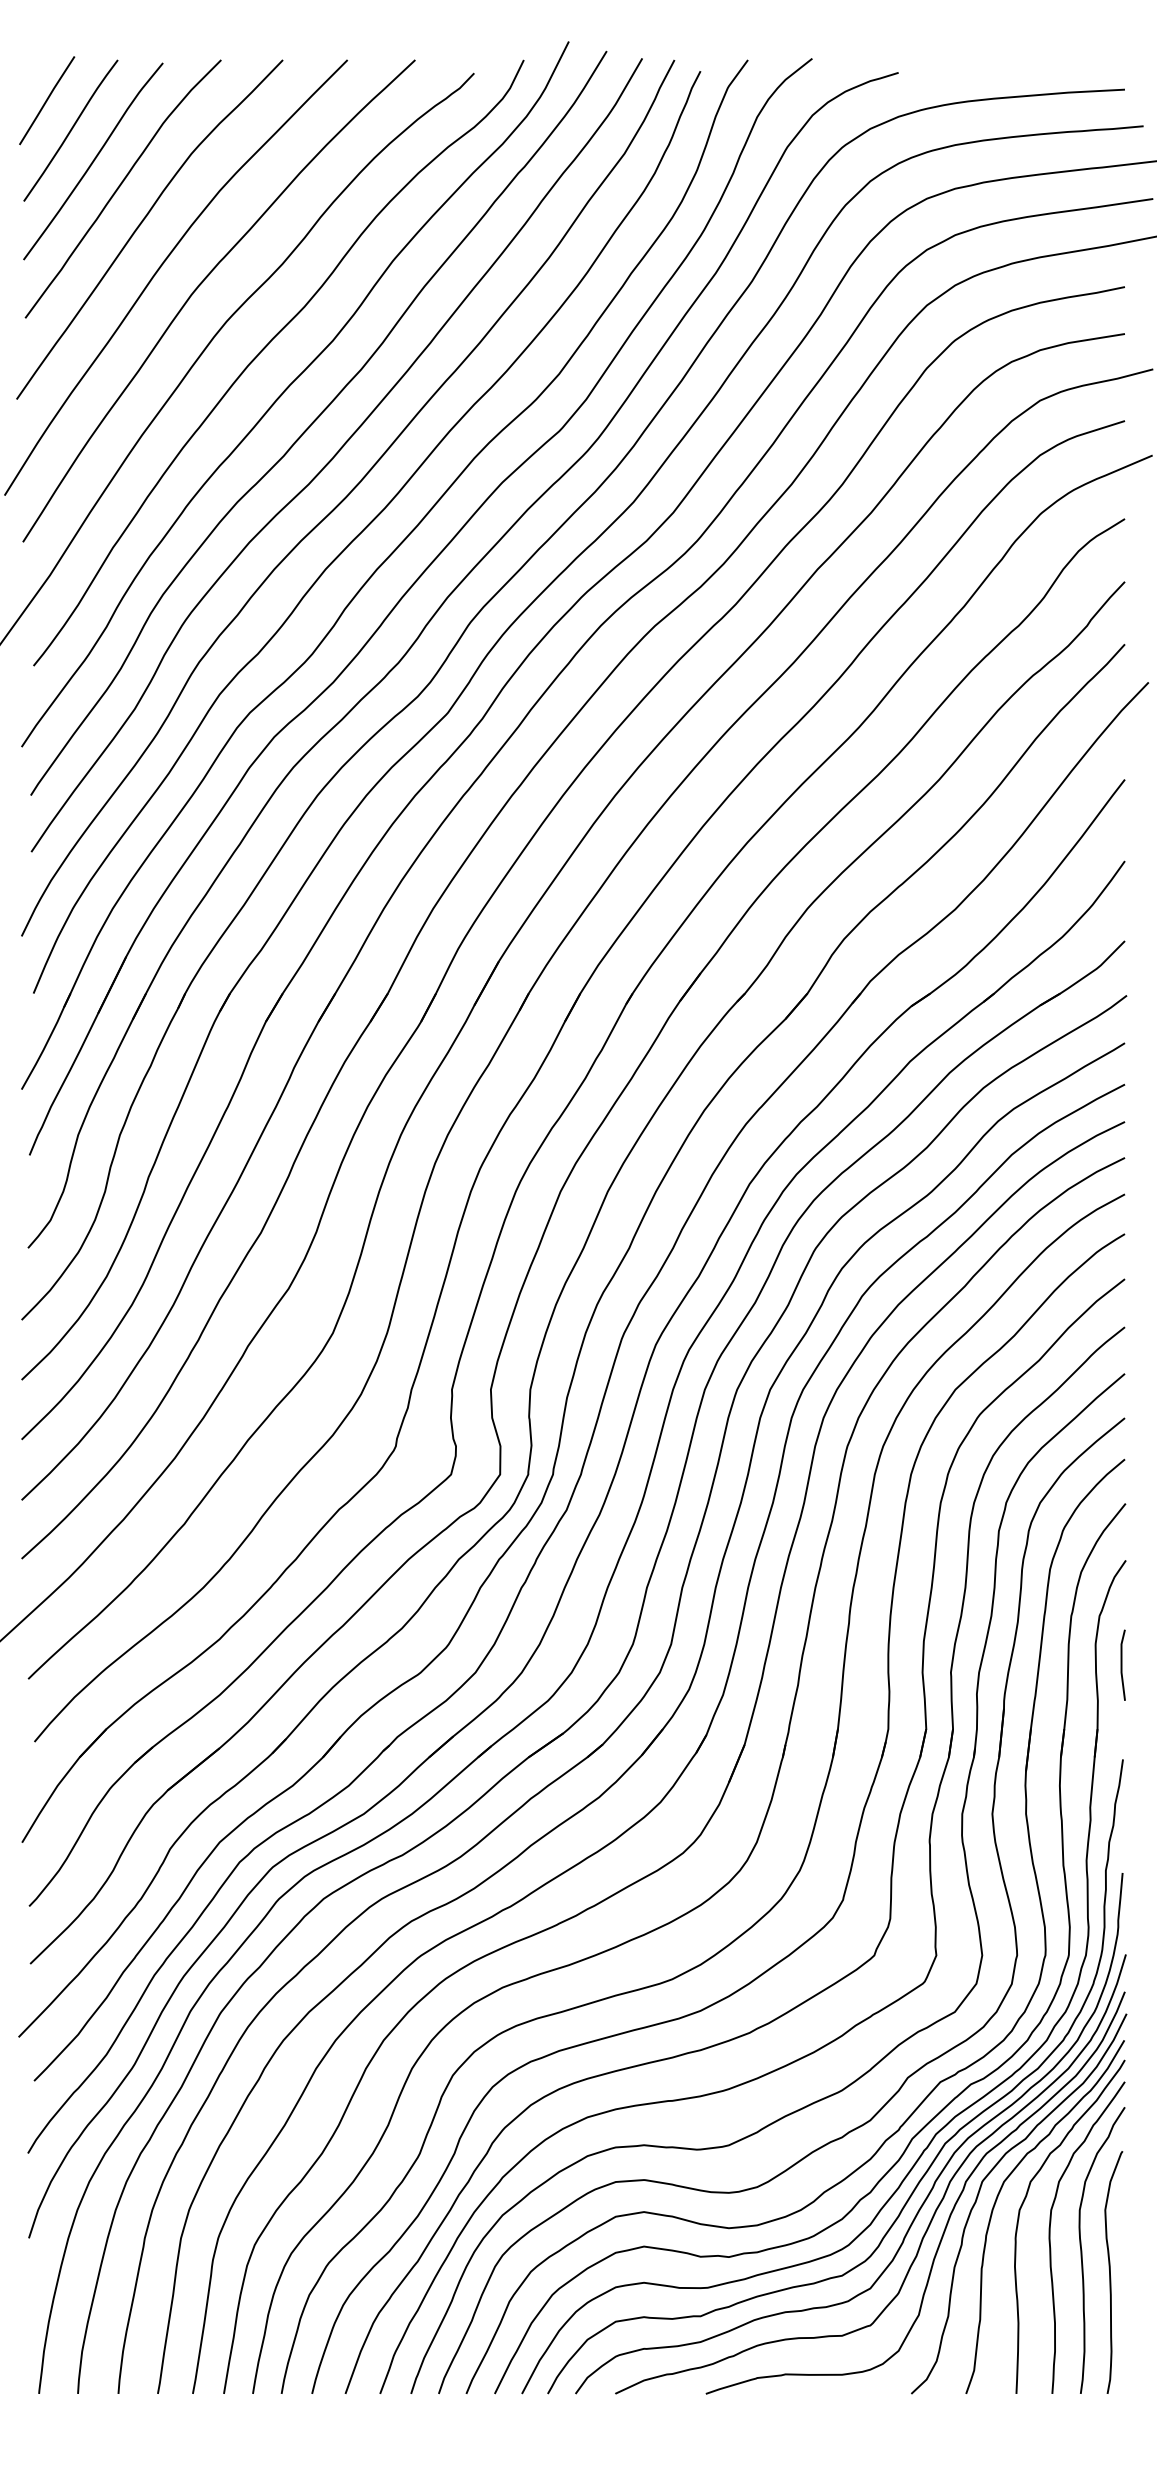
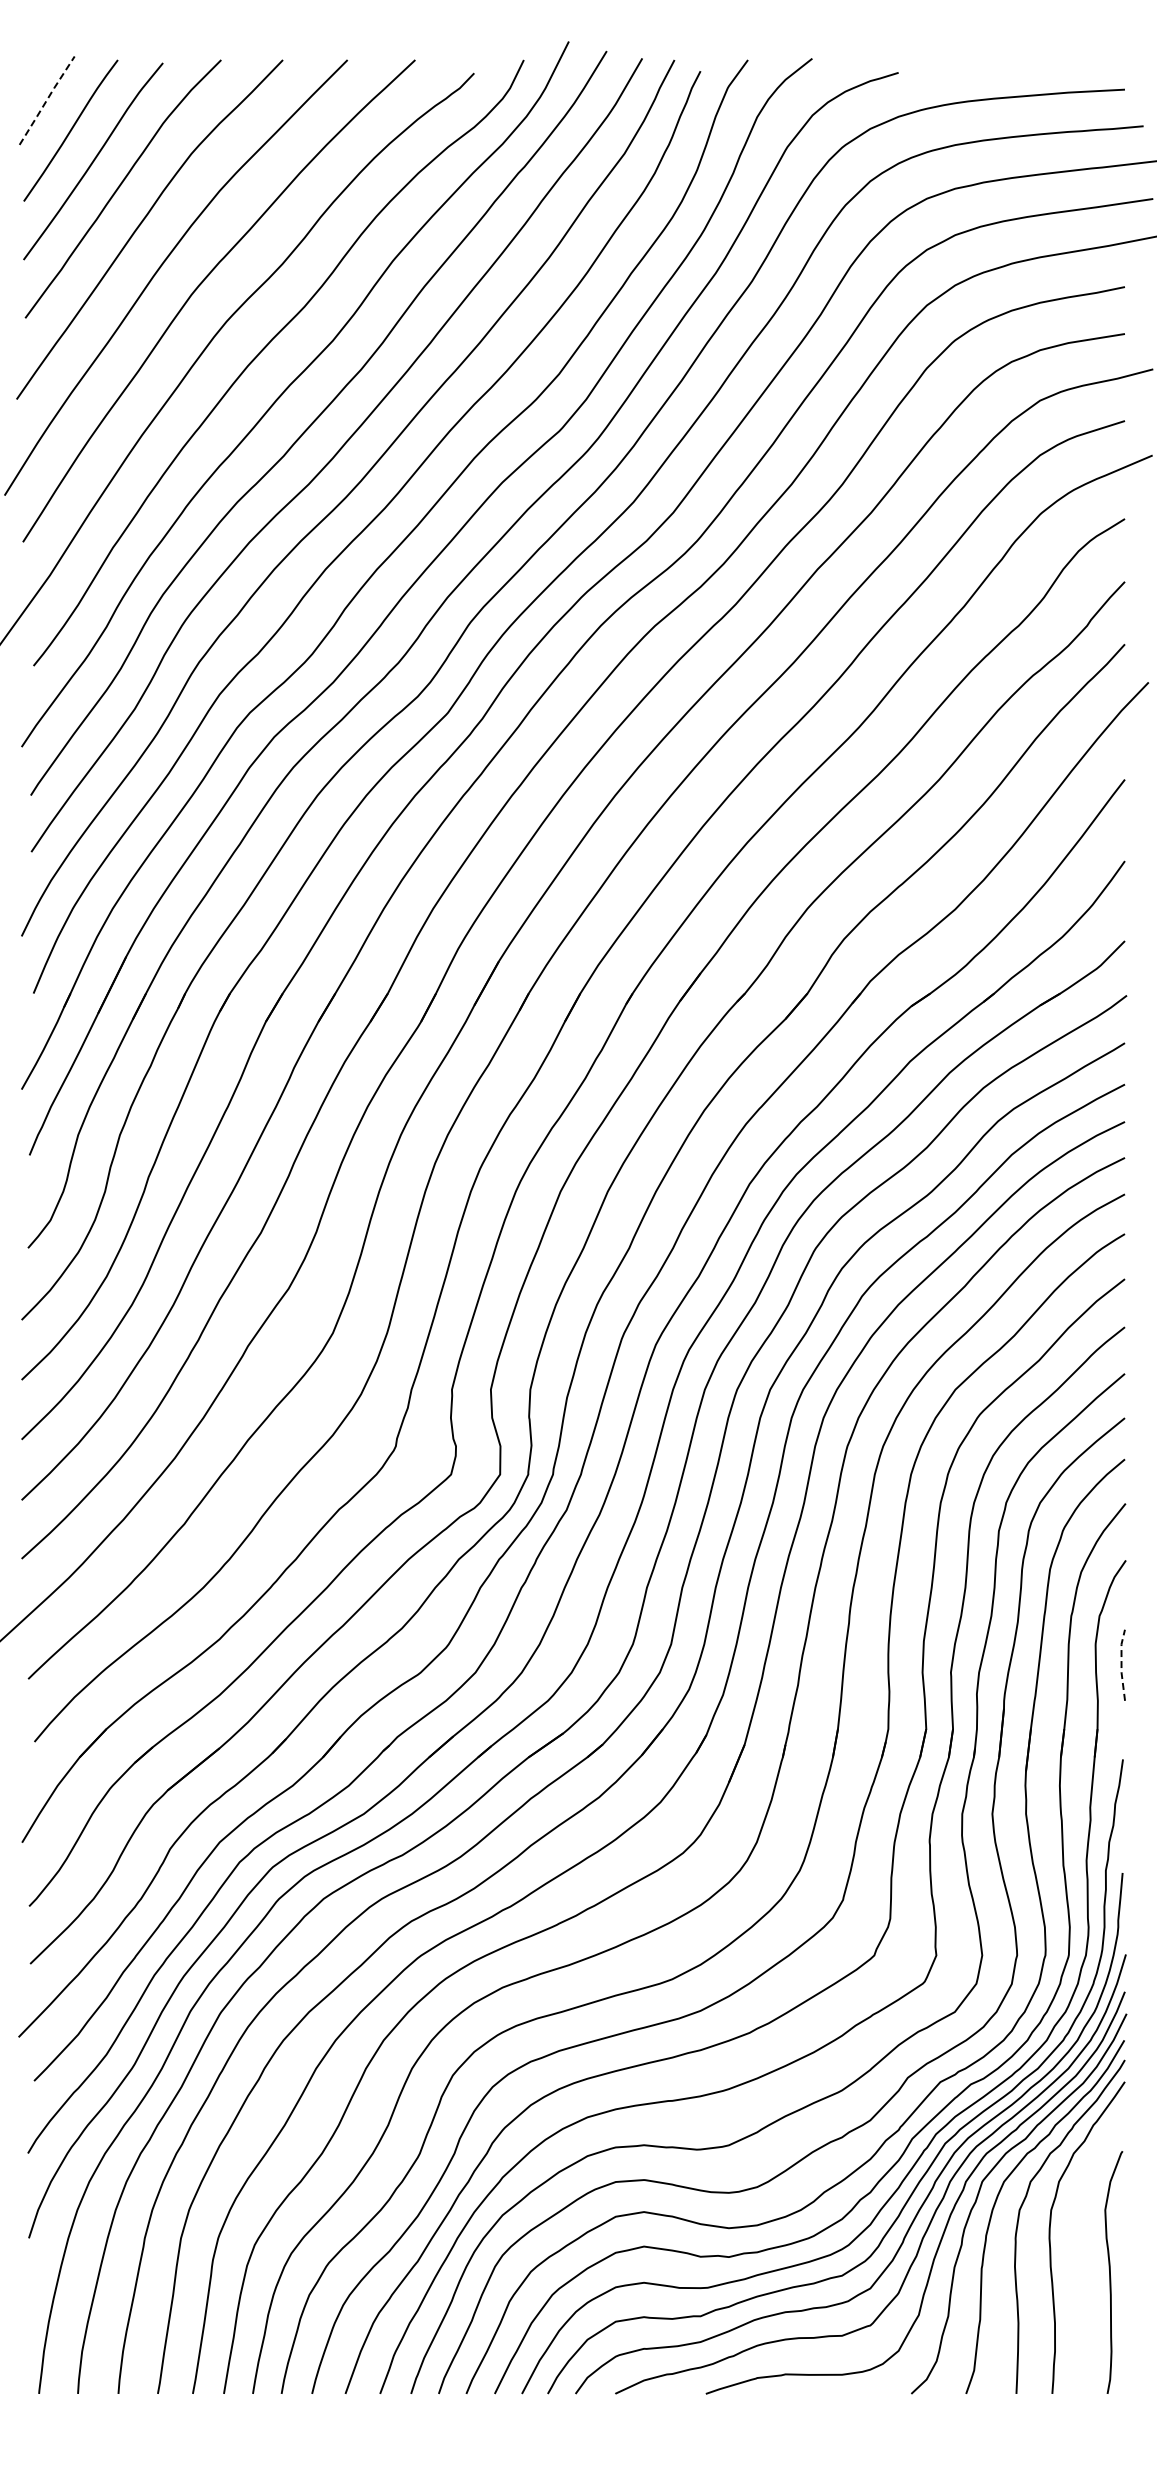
line: solid -> dashed (46, 100)
line: solid -> dashed (1121, 1664)
curve: present -> none (1082, 2250)
